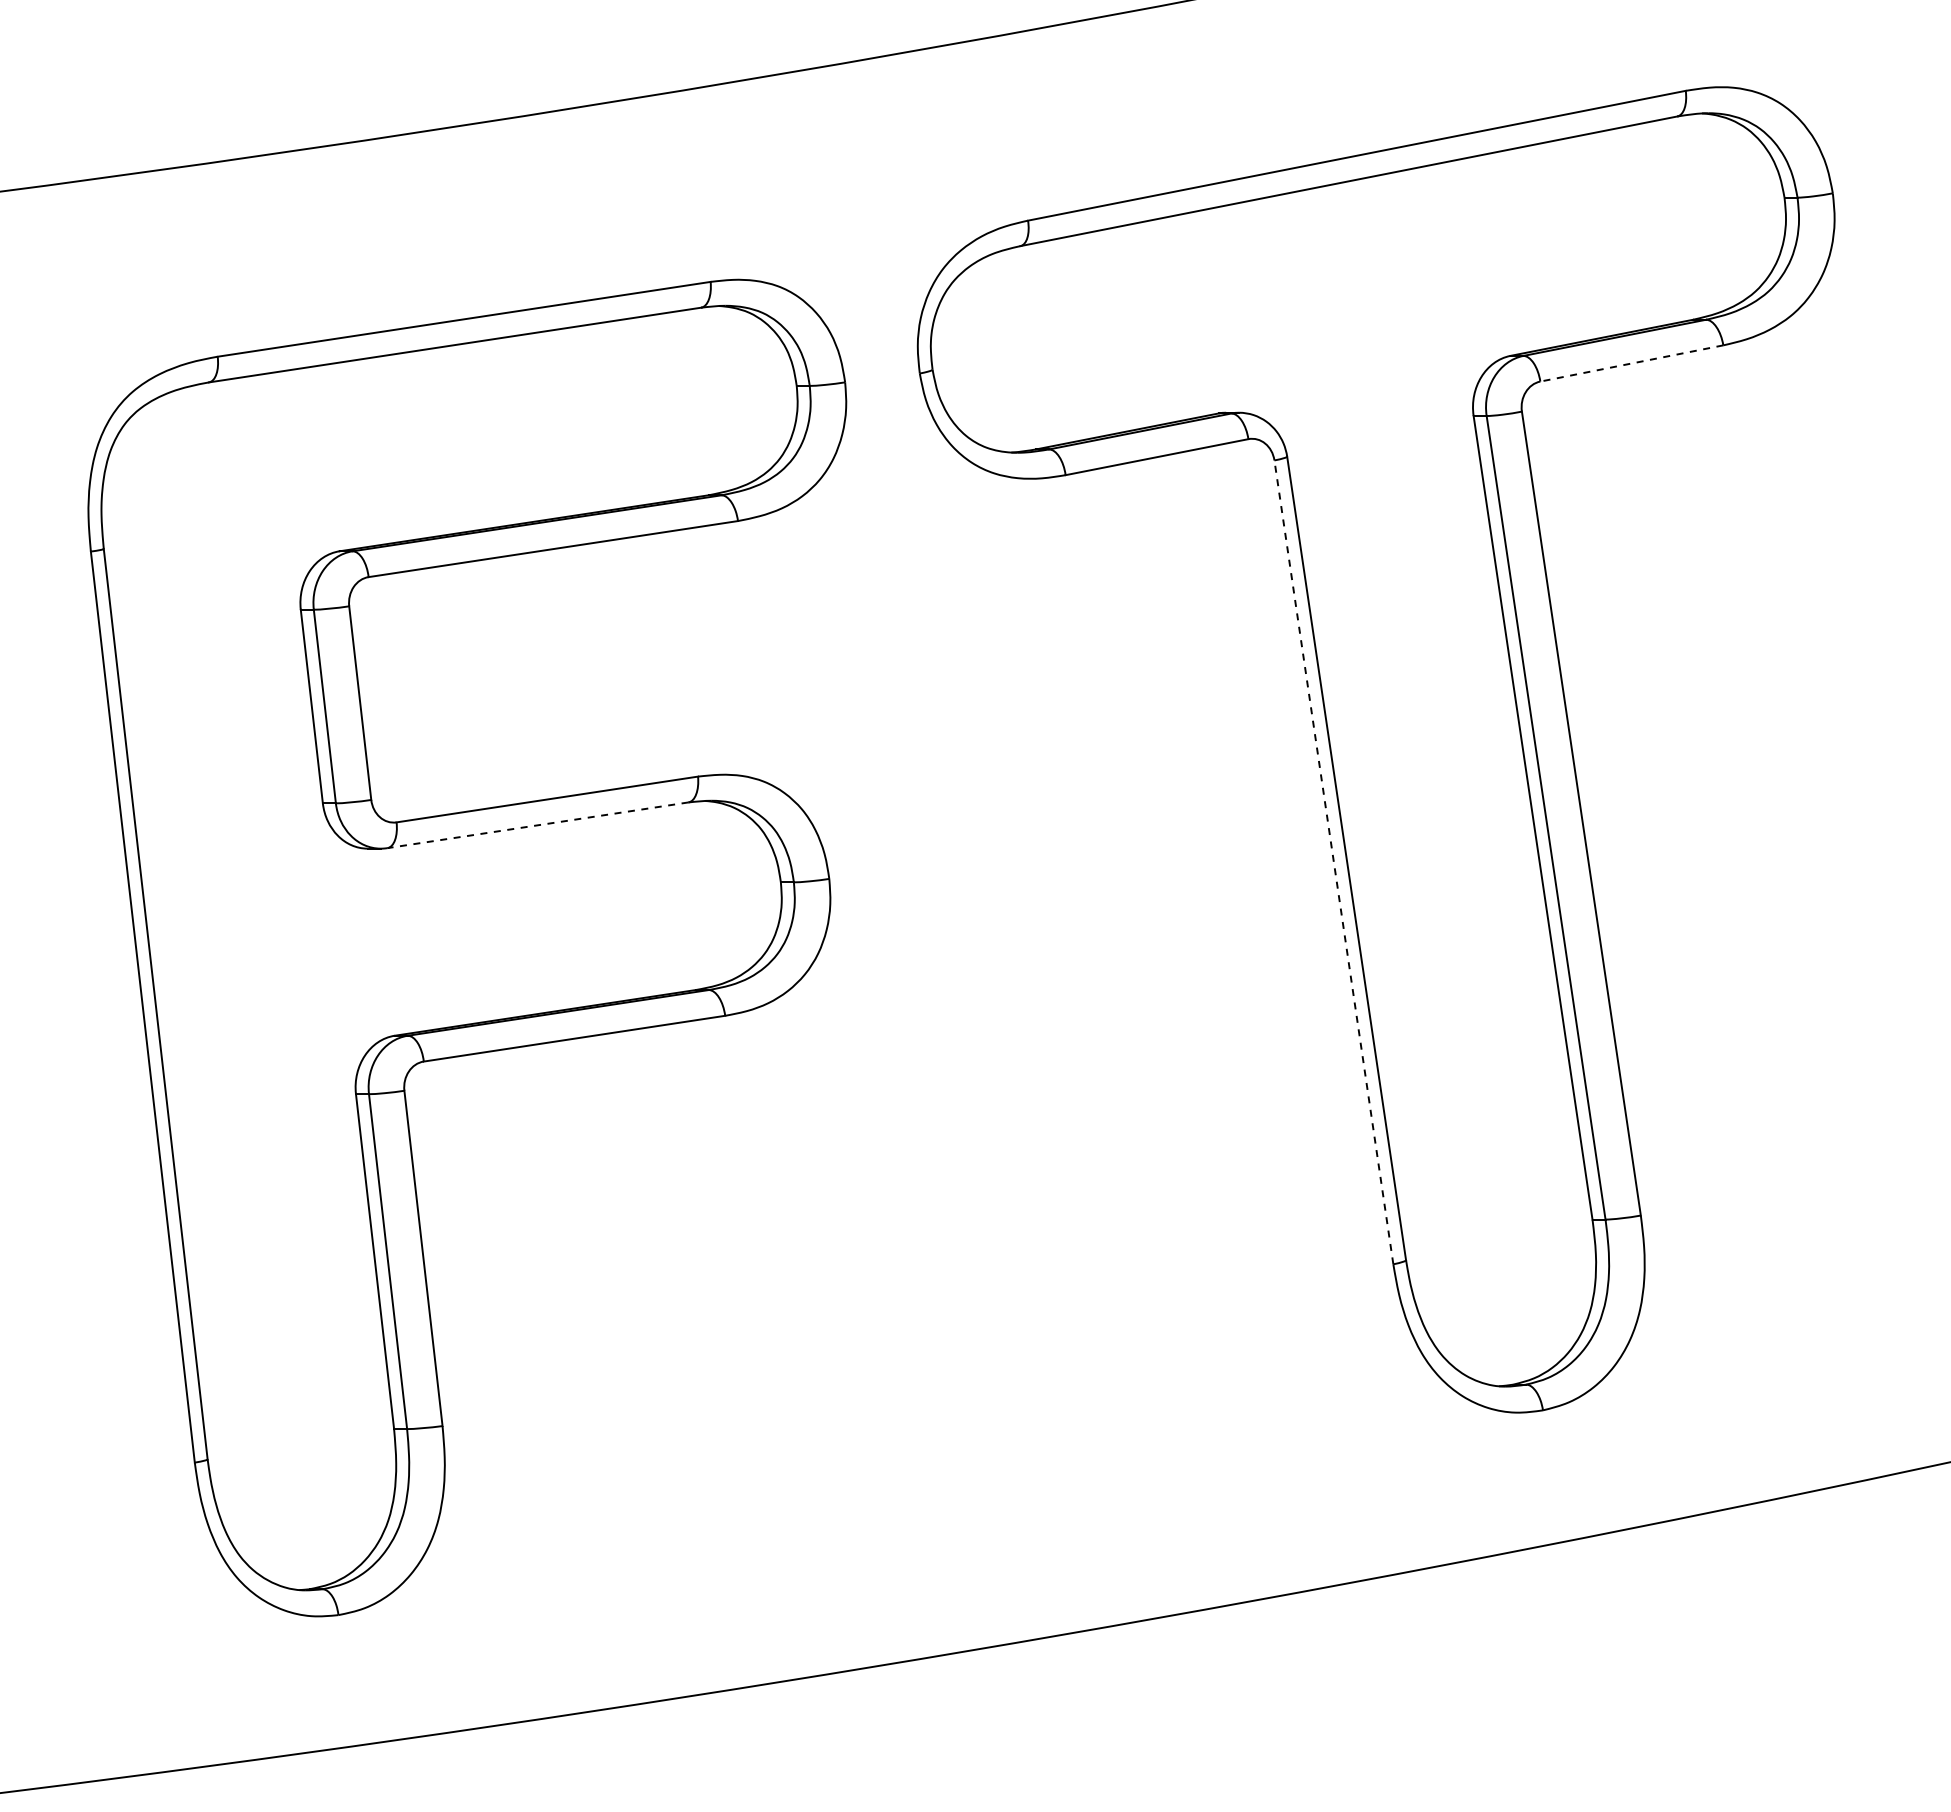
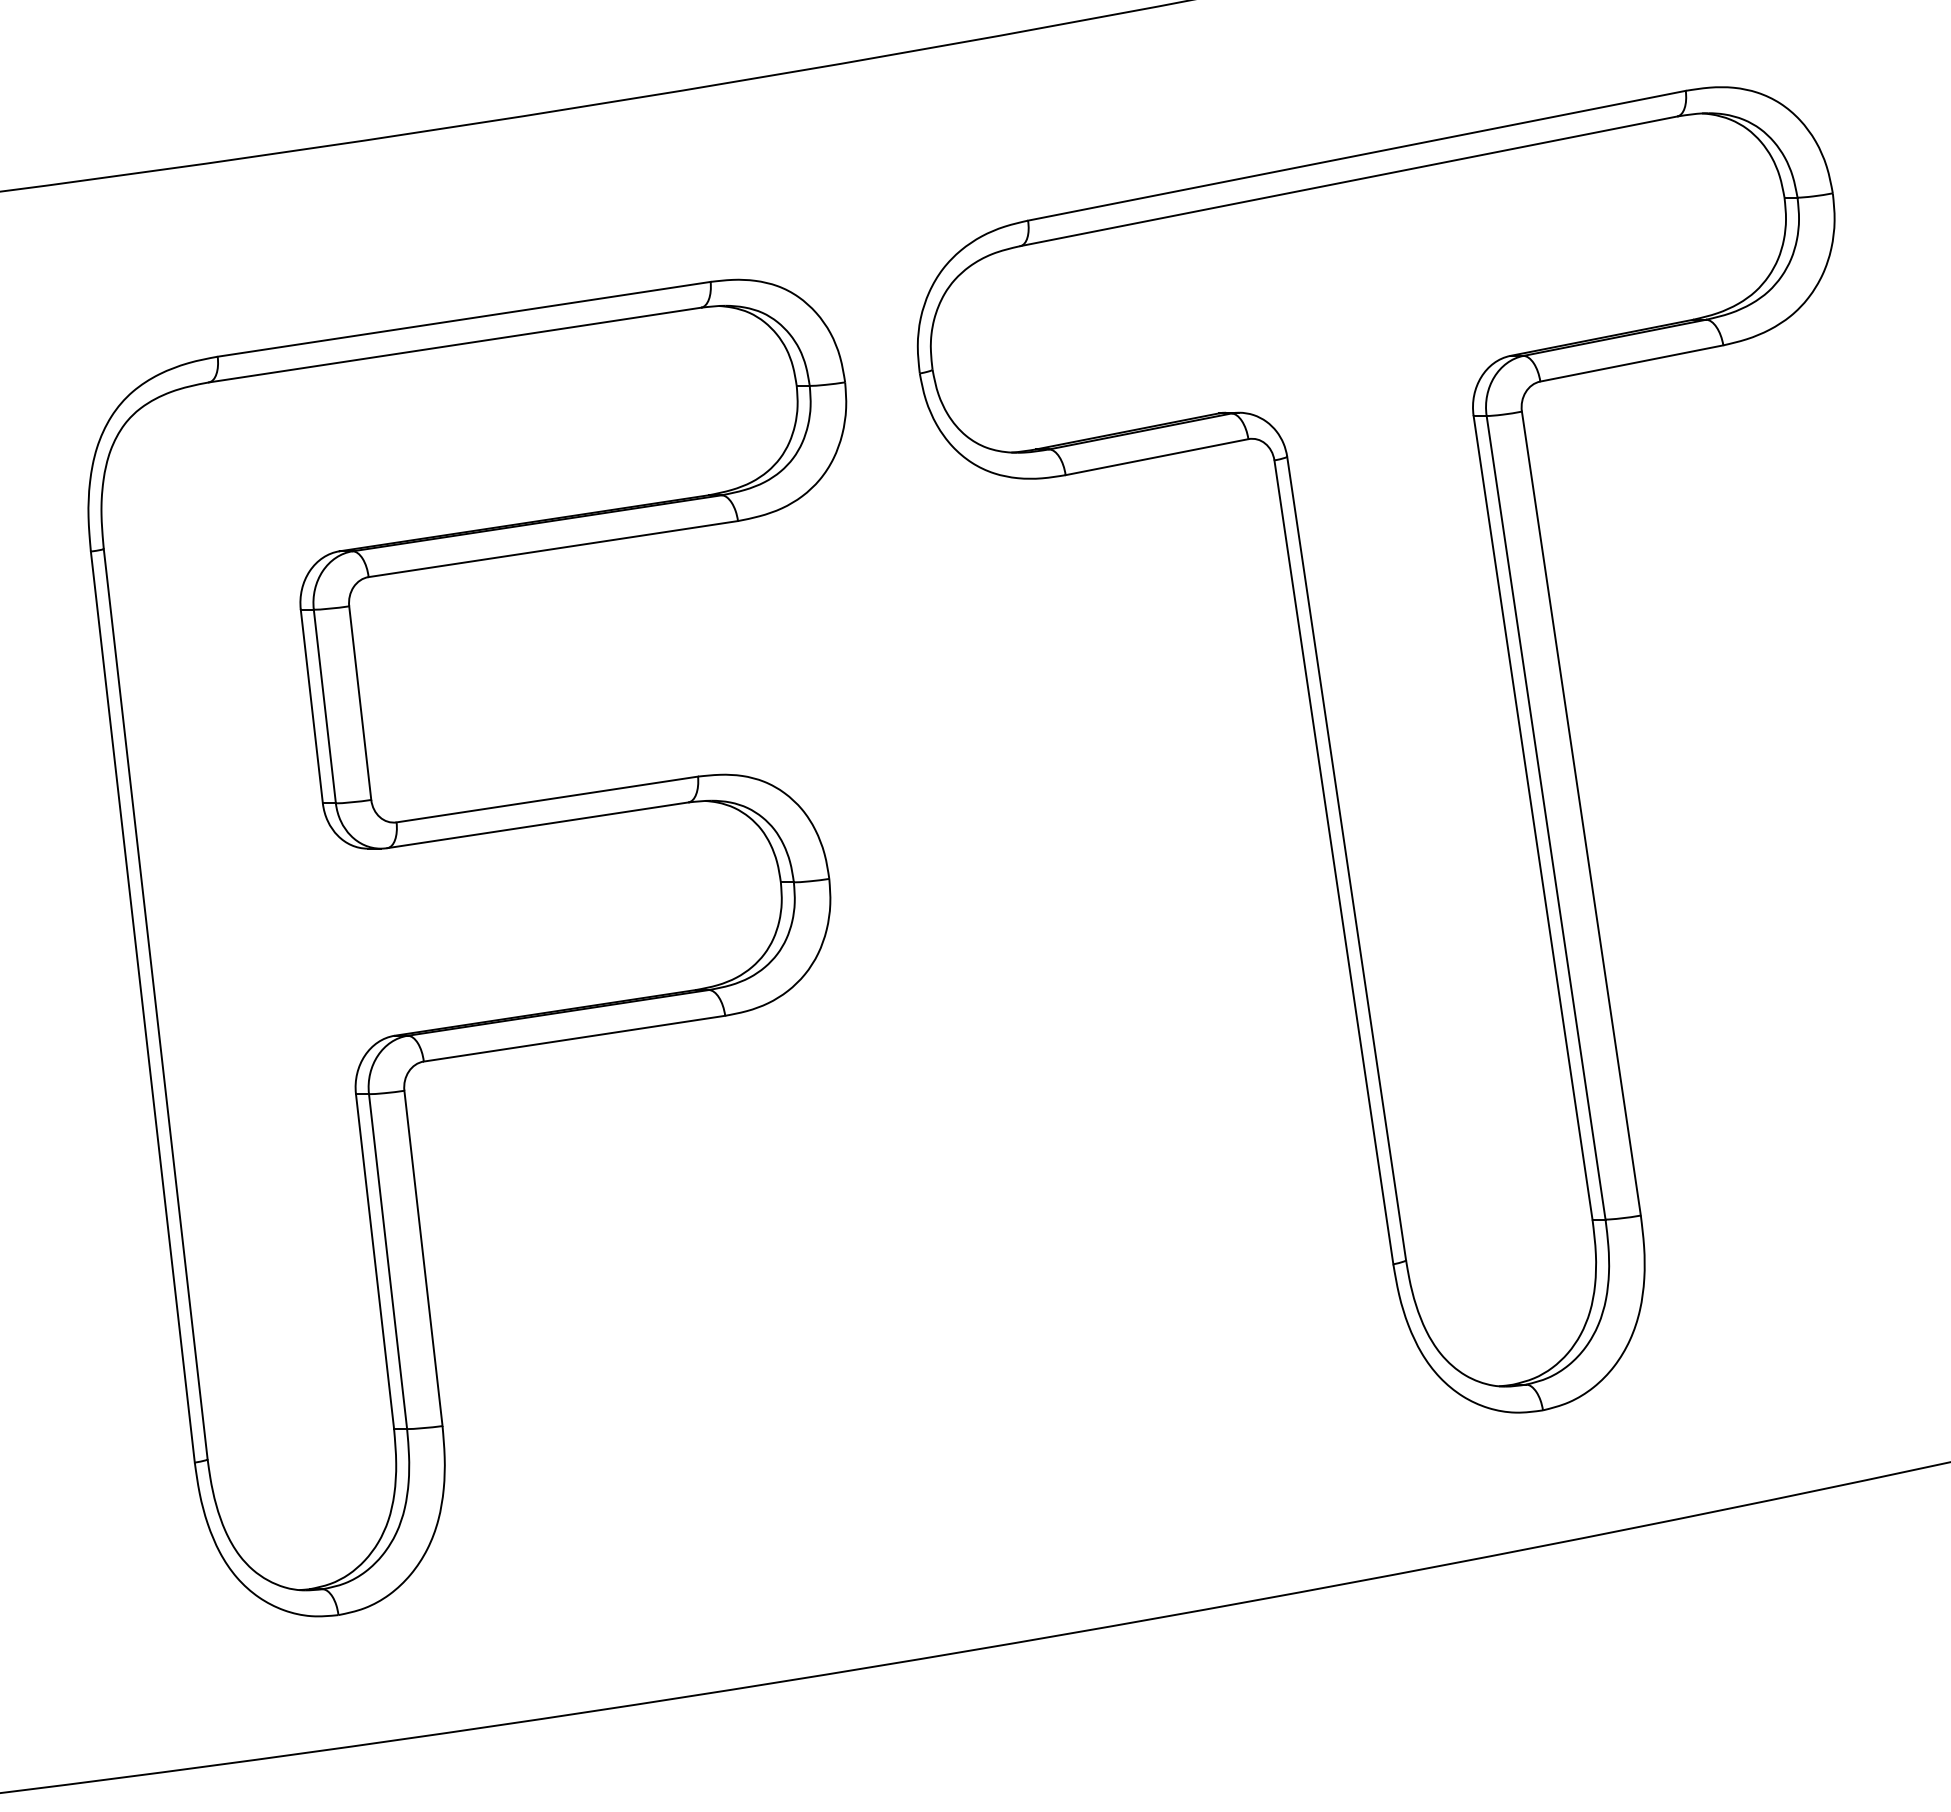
line: dashed -> solid (1631, 363)
line: dashed -> solid (537, 825)
line: dashed -> solid (1333, 861)
